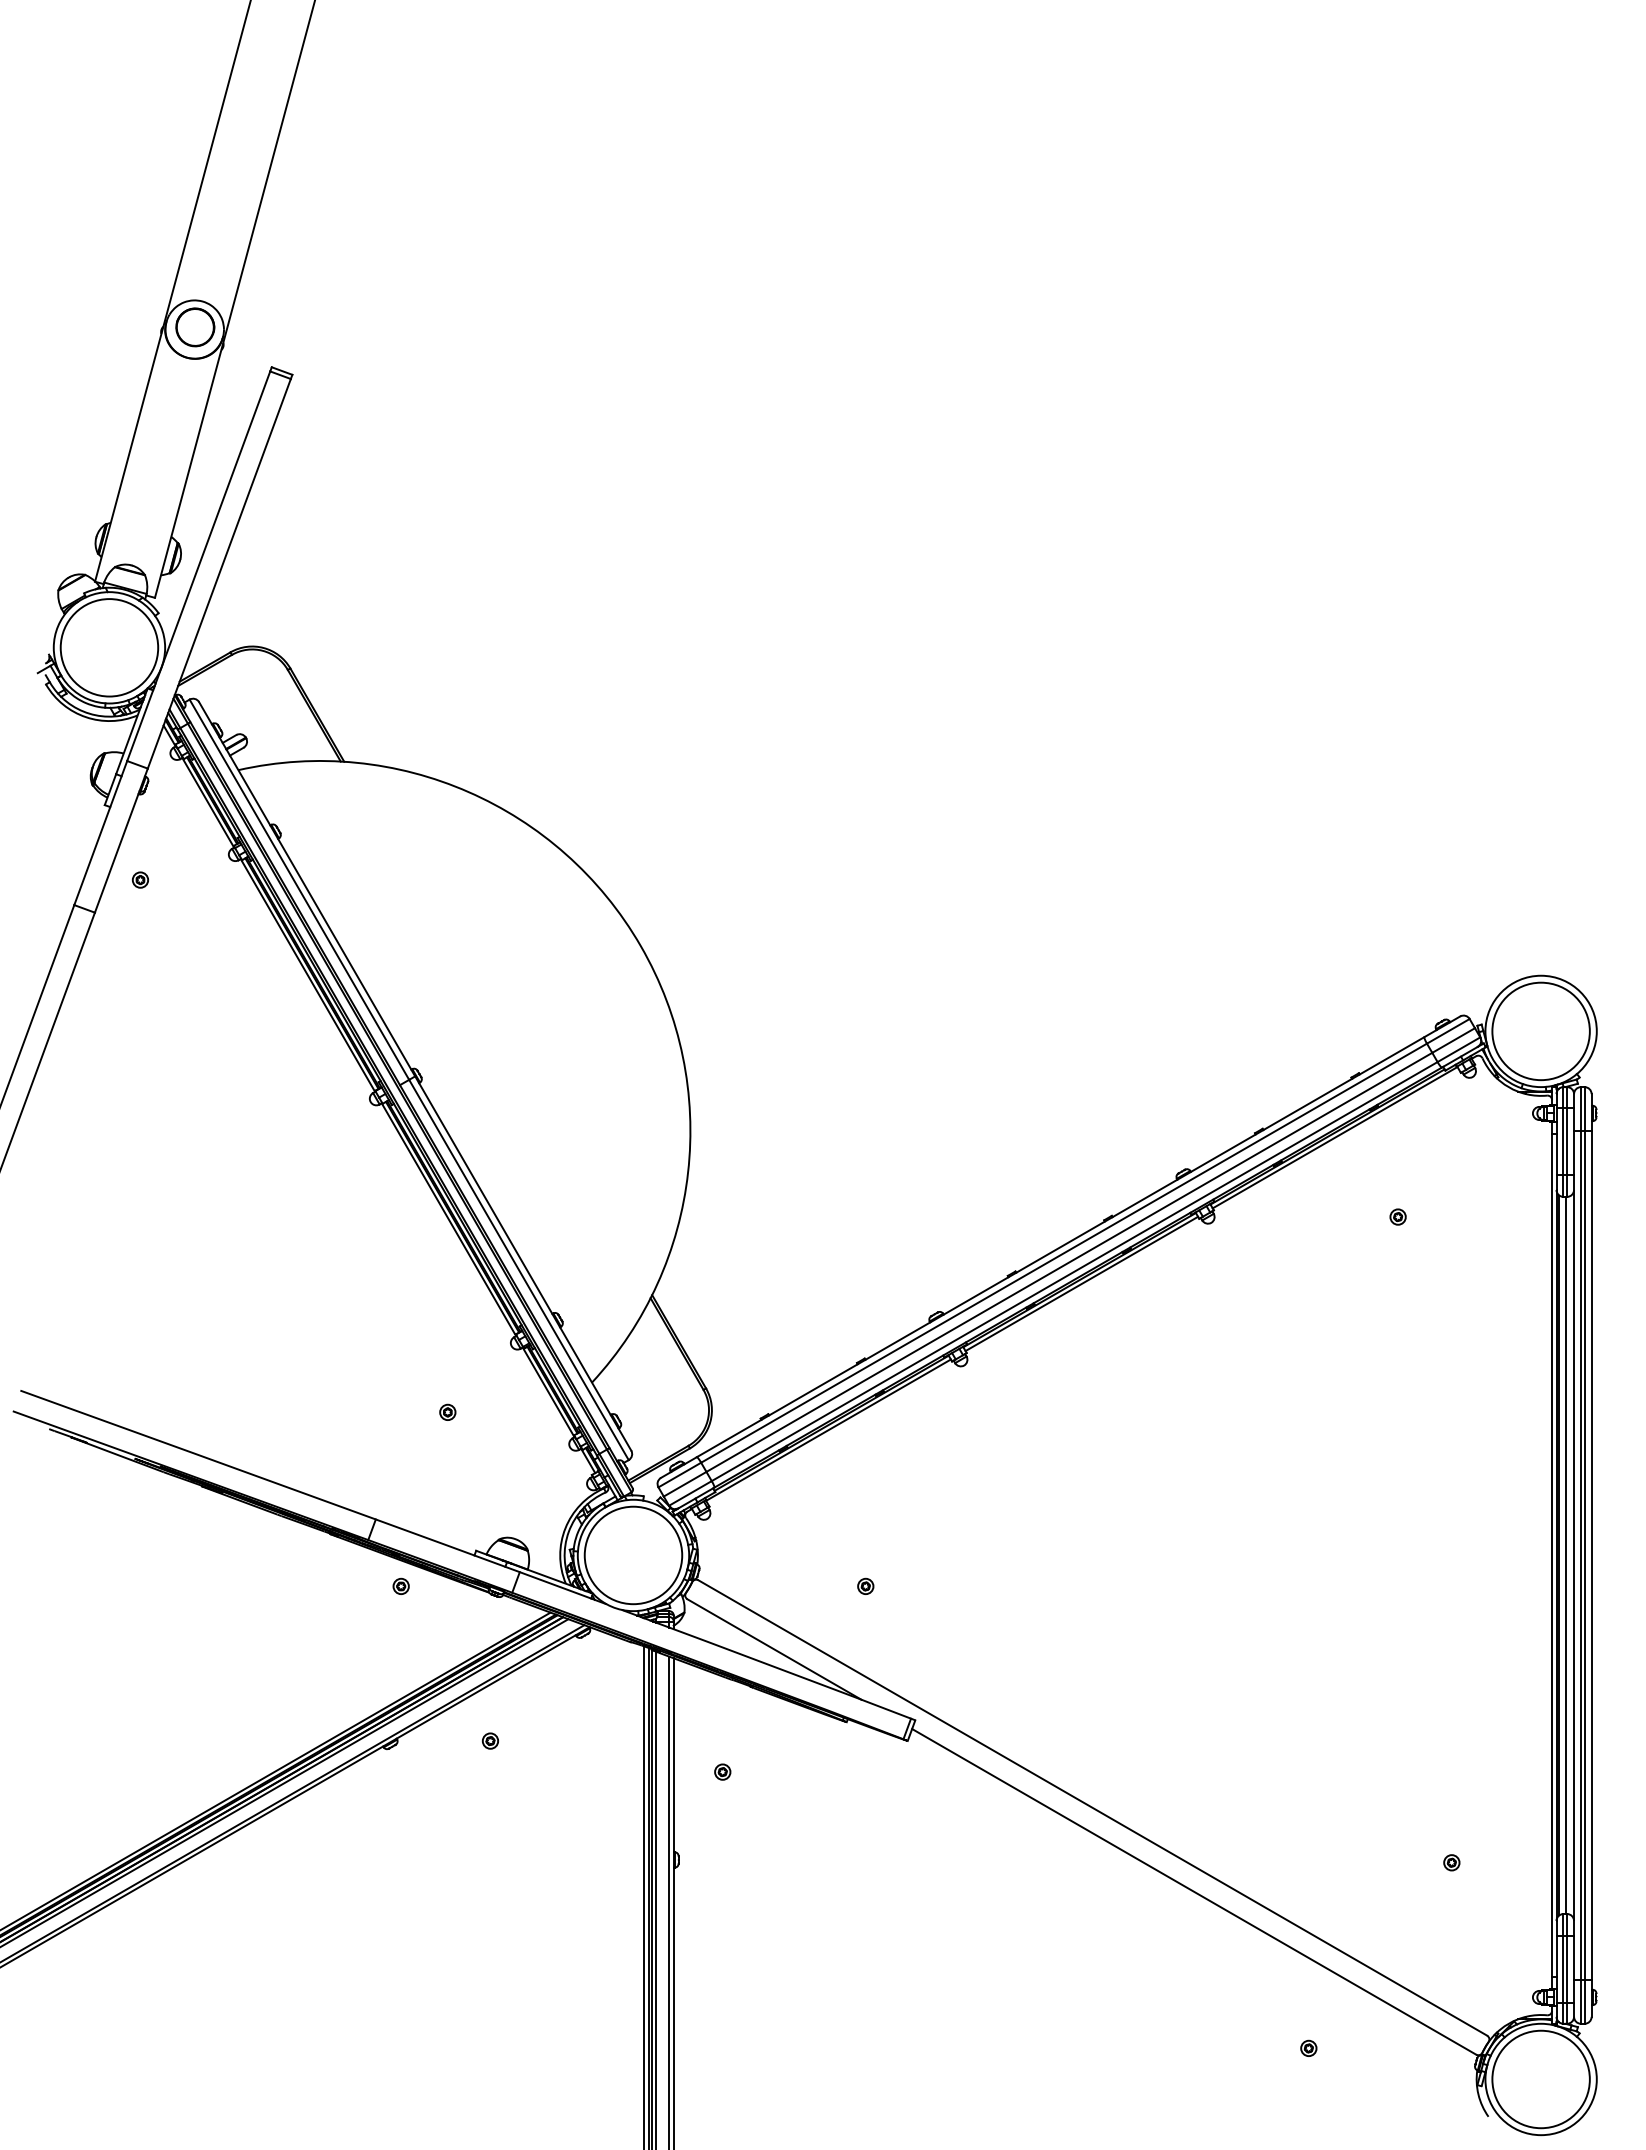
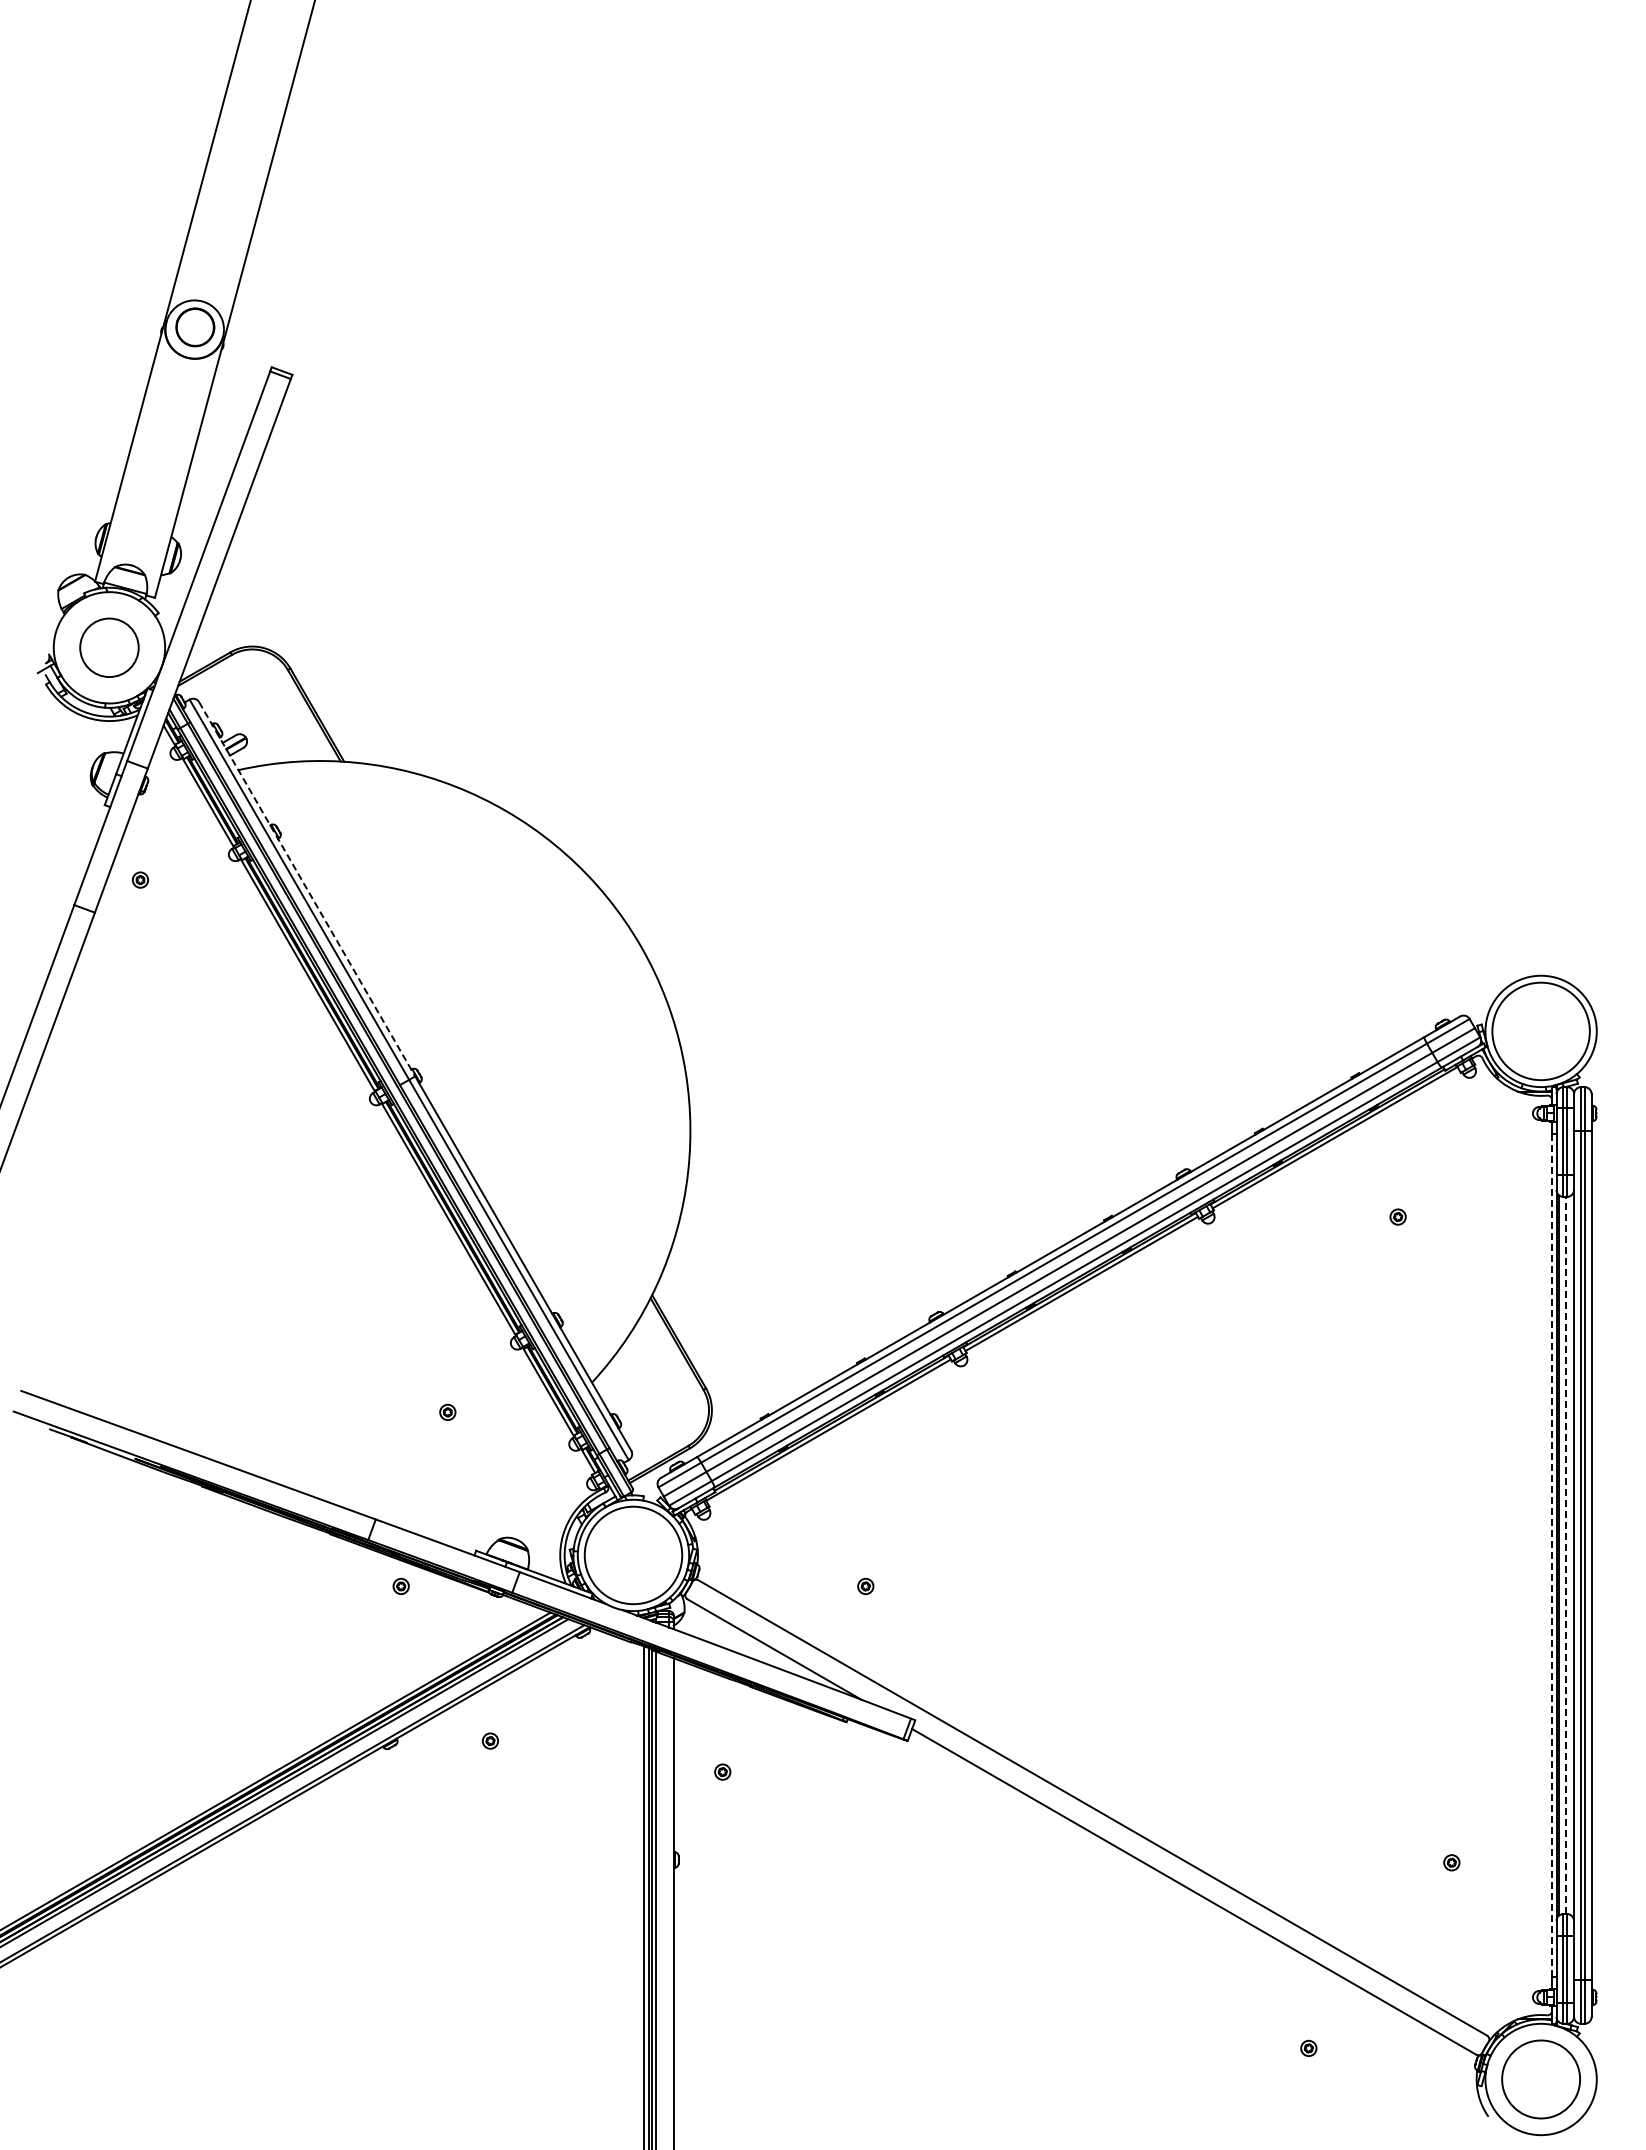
circle diameter: 97 px -> 58 px (109, 647)
line: solid -> dashed (307, 889)
line: solid -> dashed (1552, 1555)
line: solid -> dashed (1565, 1555)
line: present -> none (669, 1901)
circle diameter: 97 px -> 78 px (1541, 2079)
